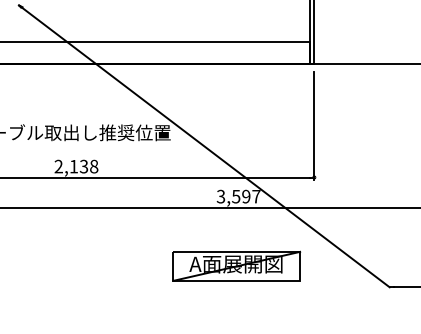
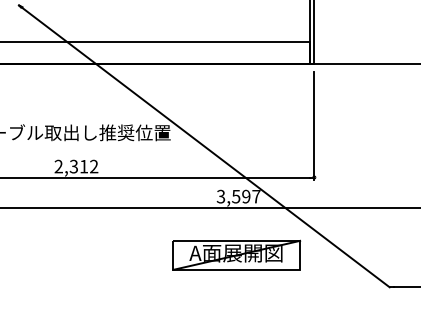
text: 2,138 -> 2,312 (83, 166)
part position: (236, 265) -> (236, 254) (236, 254)
